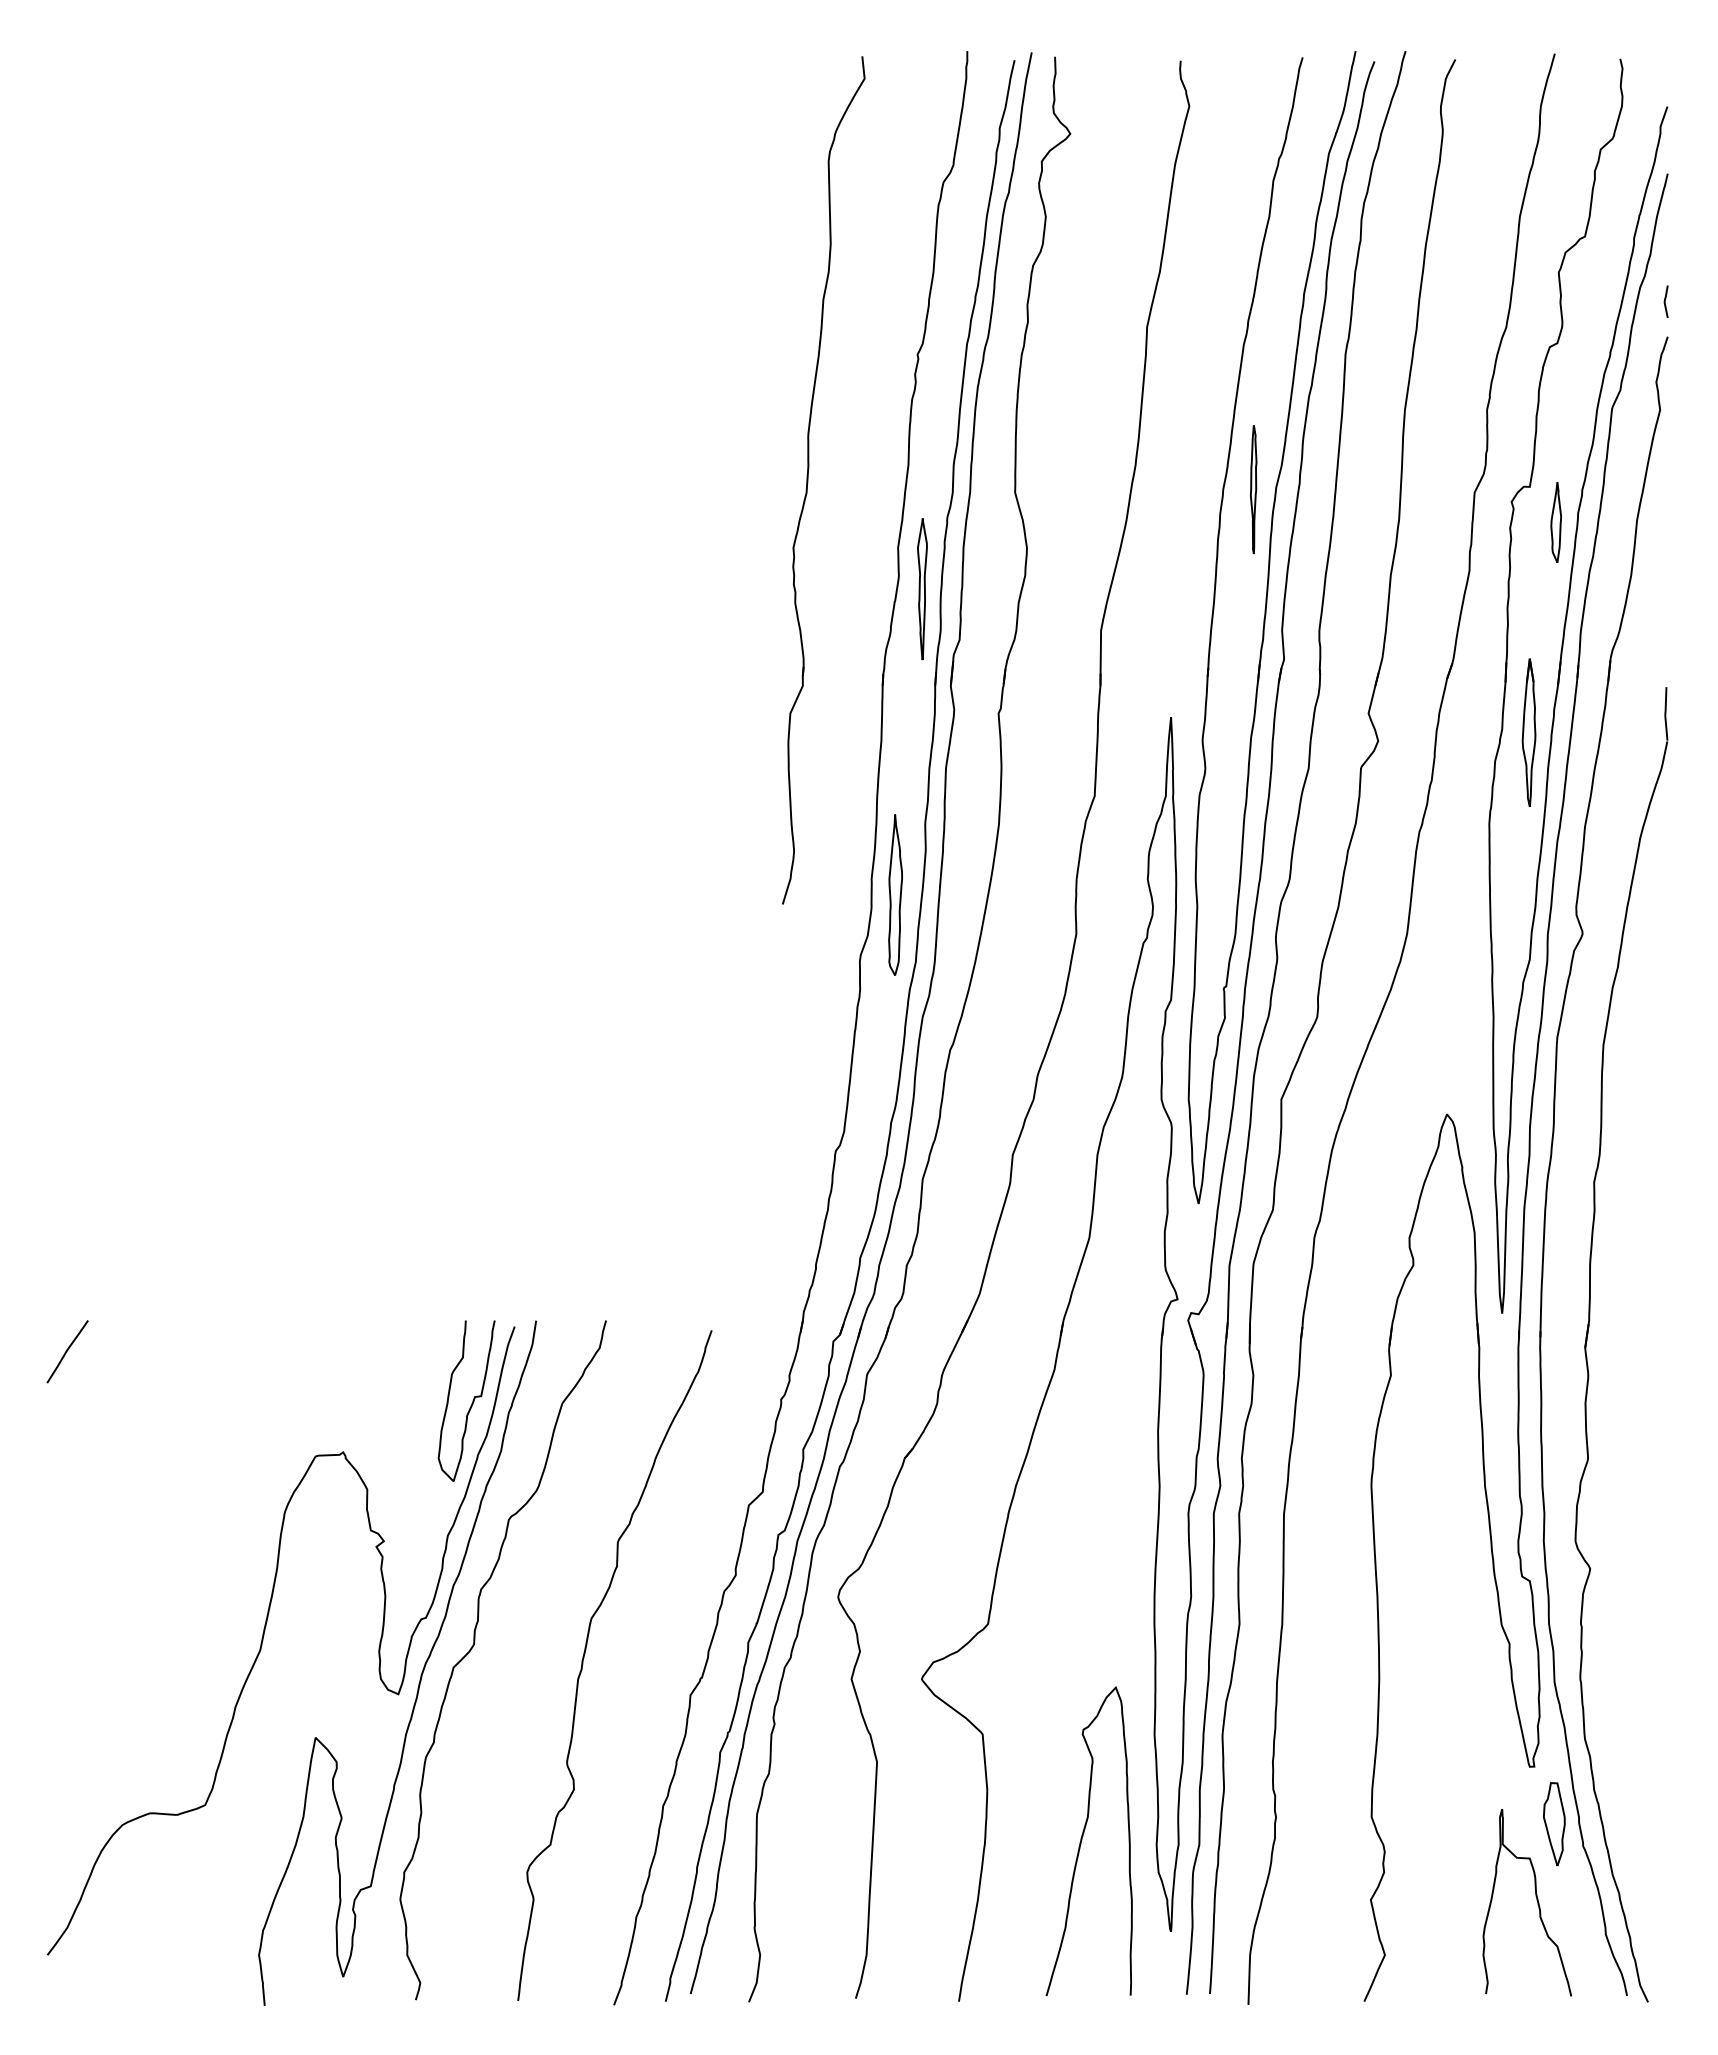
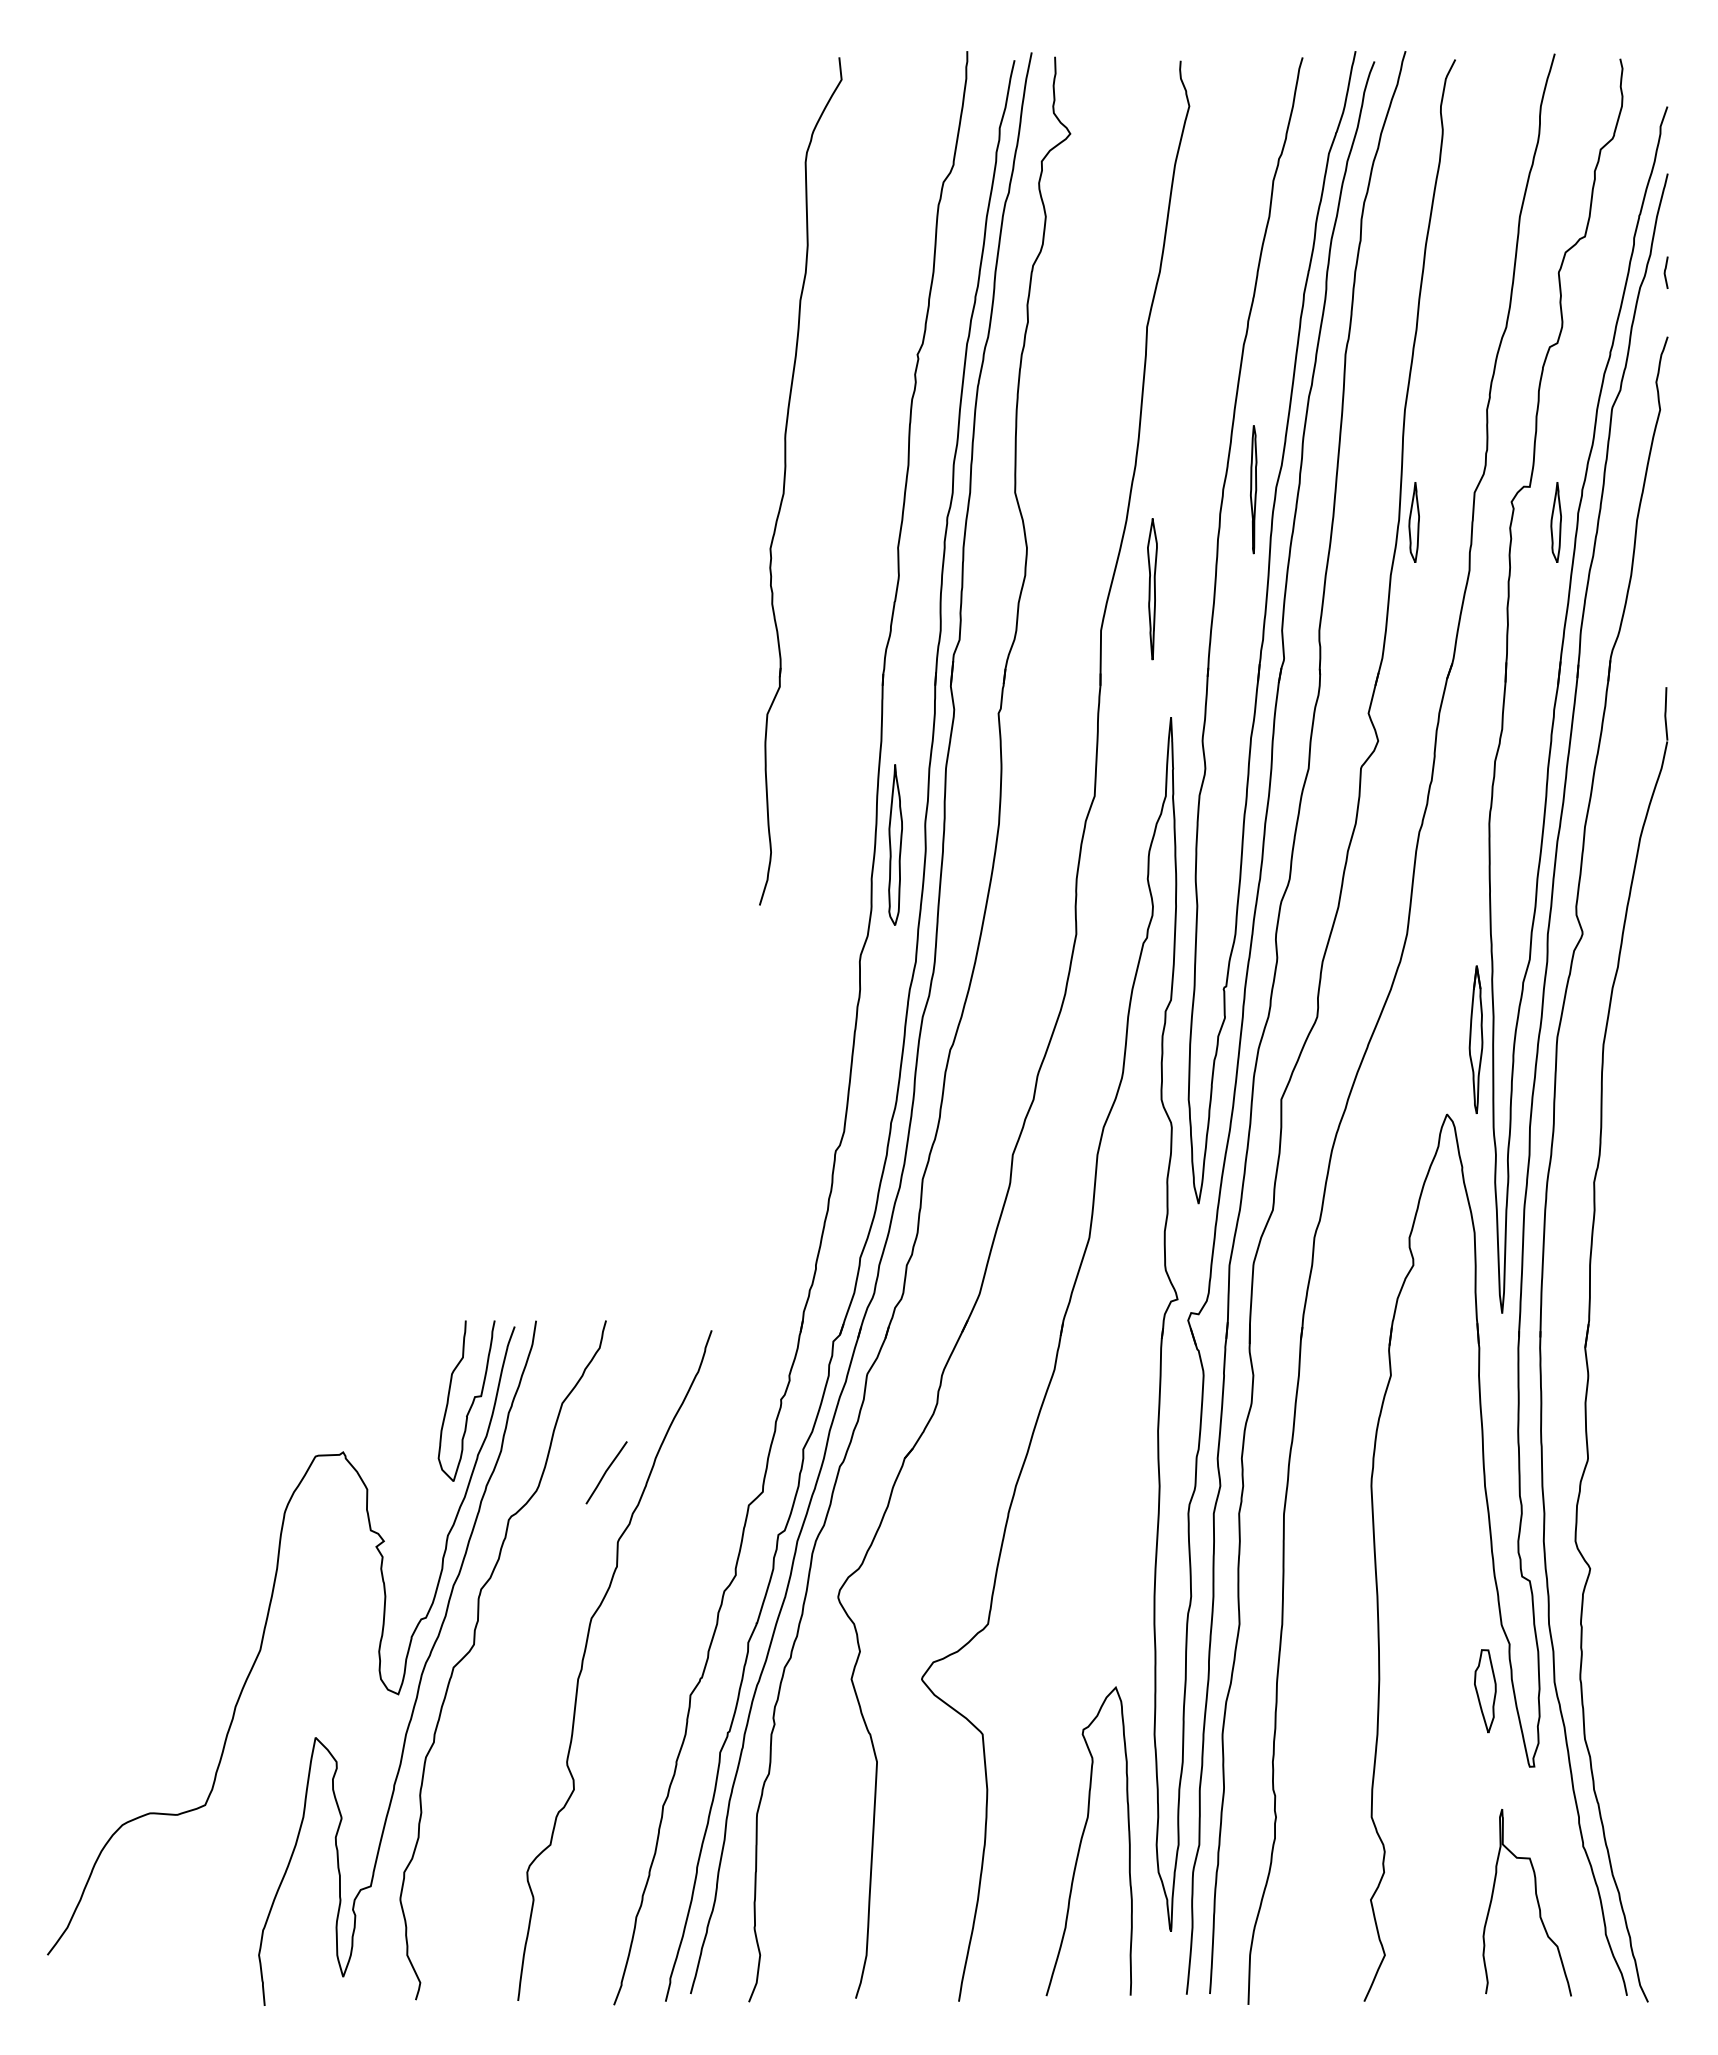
line position: (1665, 301) -> (1665, 272) (1665, 272)
part position: (808, 480) -> (785, 481) (785, 481)
part: none -> present (1413, 522)
part position: (922, 589) -> (1152, 589) (1152, 589)
part position: (1528, 732) -> (1475, 1039) (1475, 1039)
part position: (895, 894) -> (895, 844) (895, 844)
curve position: (67, 1351) -> (606, 1472) (606, 1472)
part position: (1554, 1824) -> (1485, 1691) (1485, 1691)
